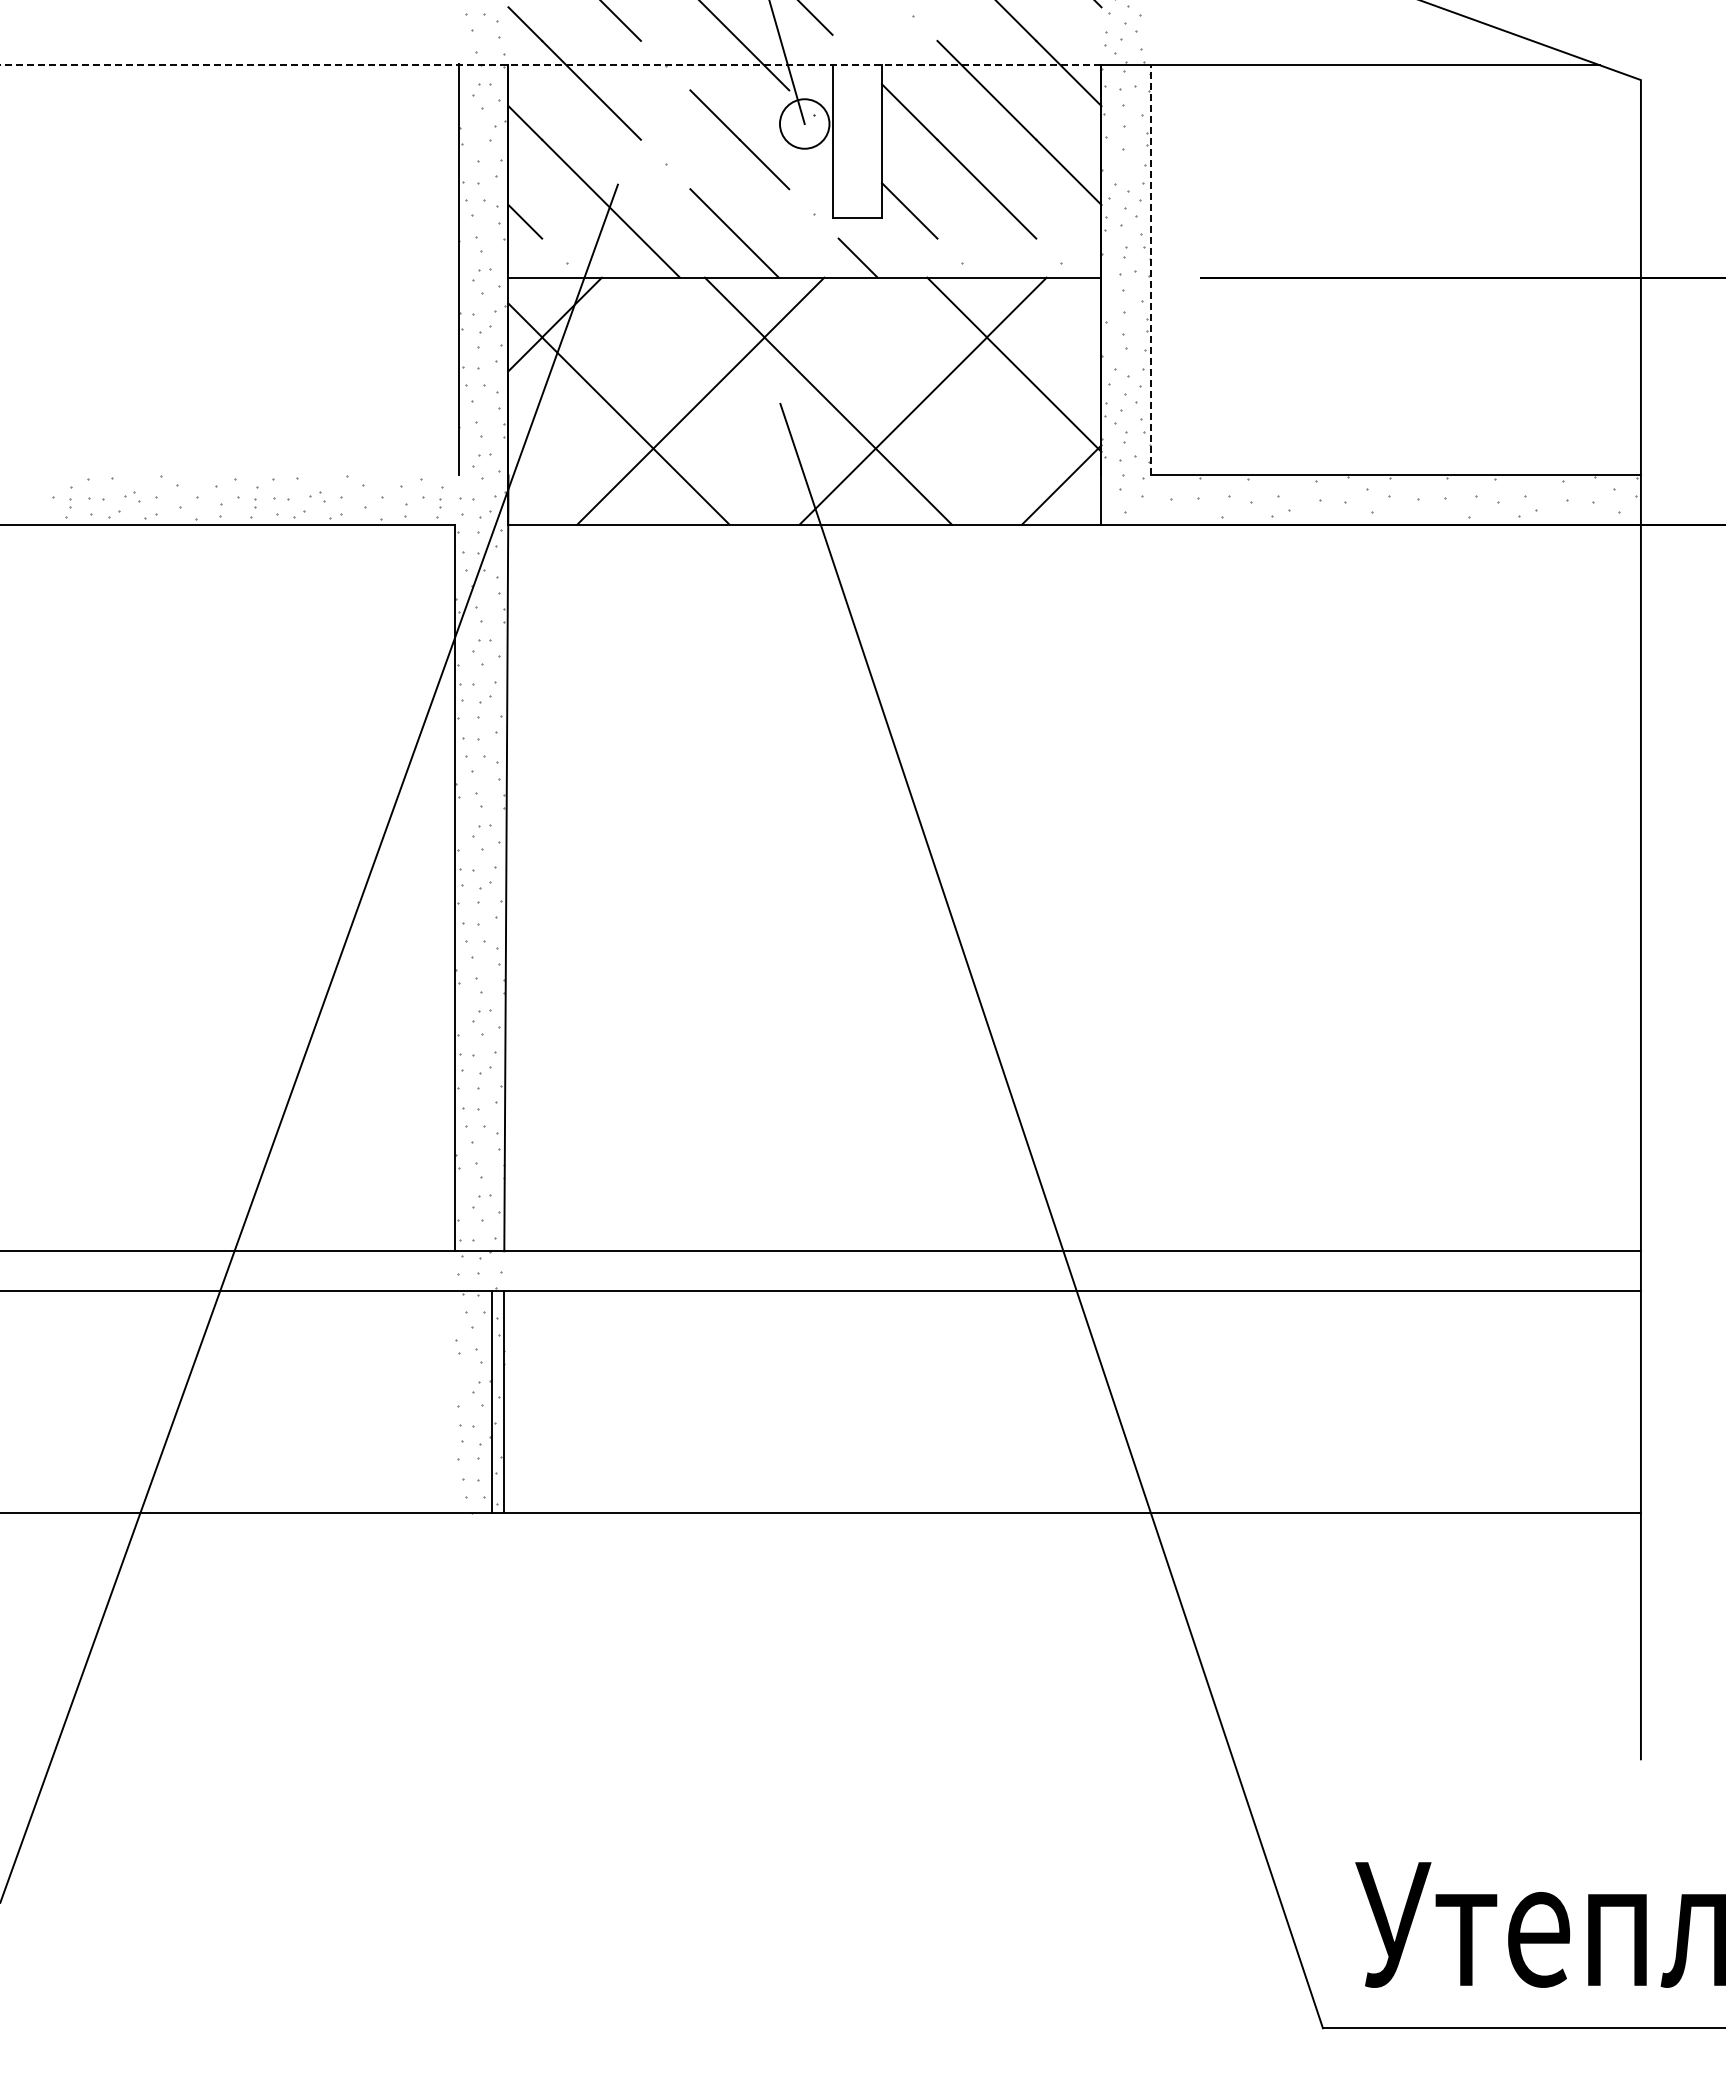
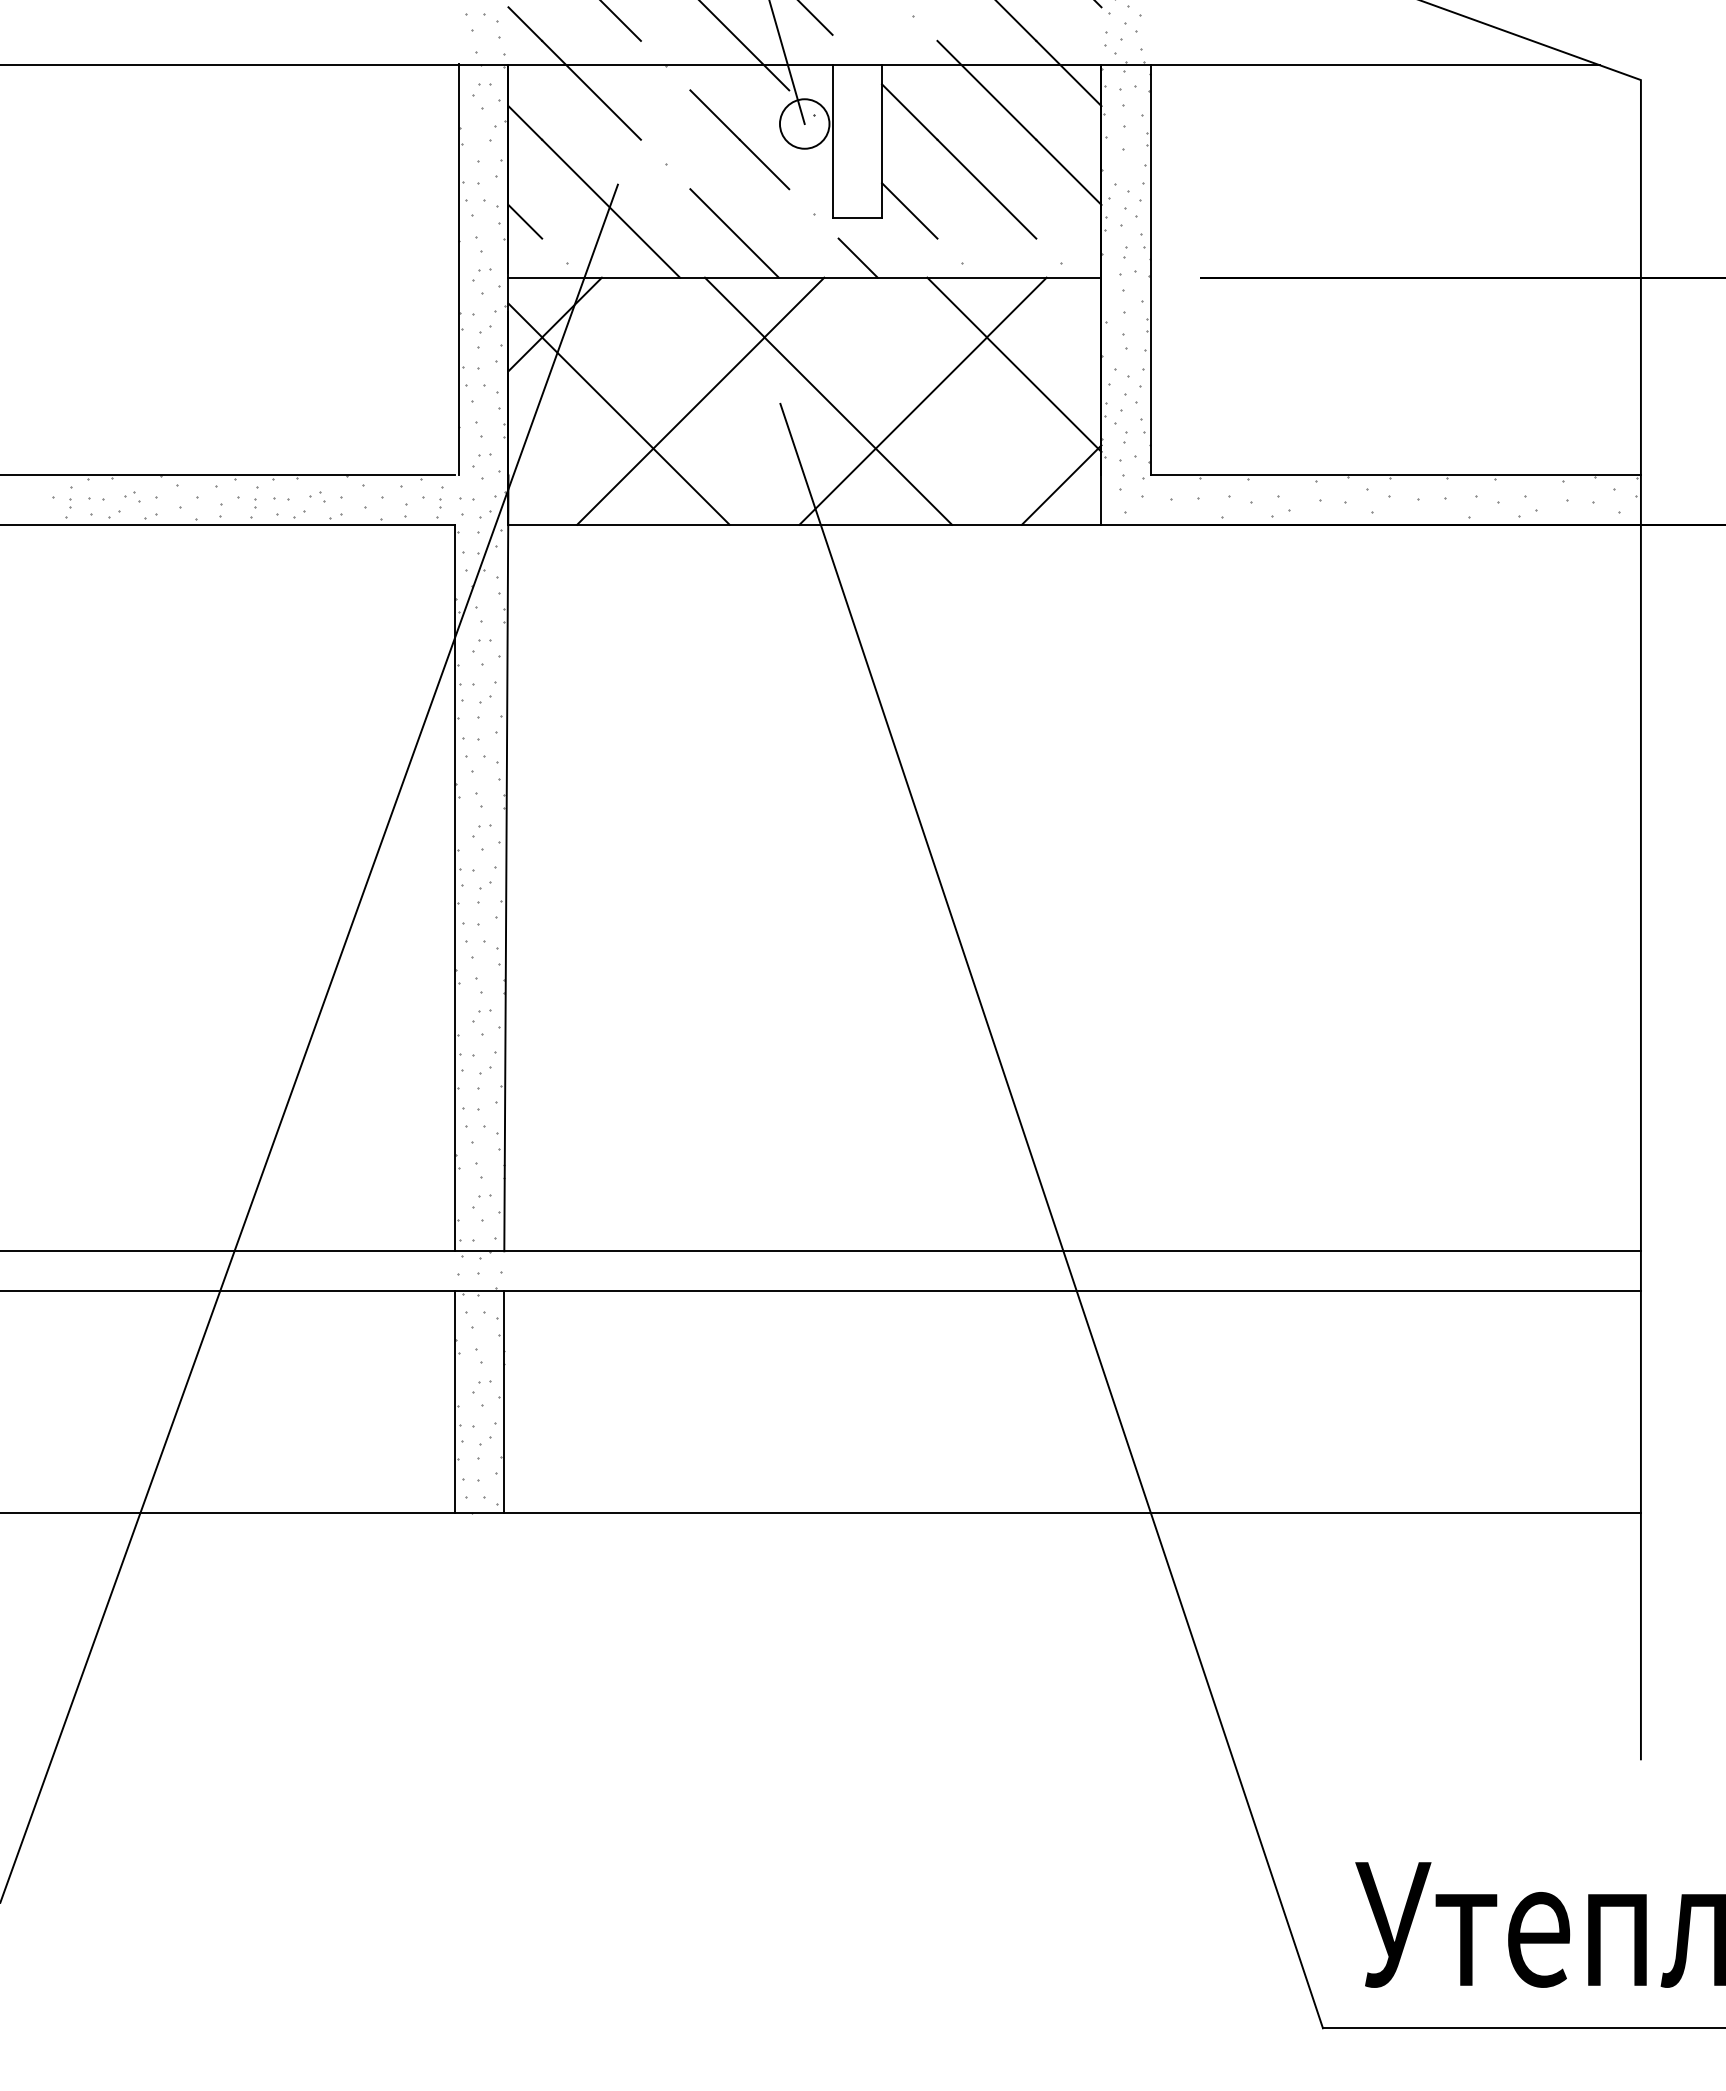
line: dashed -> solid (551, 65)
line: dashed -> solid (1150, 269)
line: none -> present (228, 475)
line position: (491, 1401) -> (454, 1401) (454, 1401)
